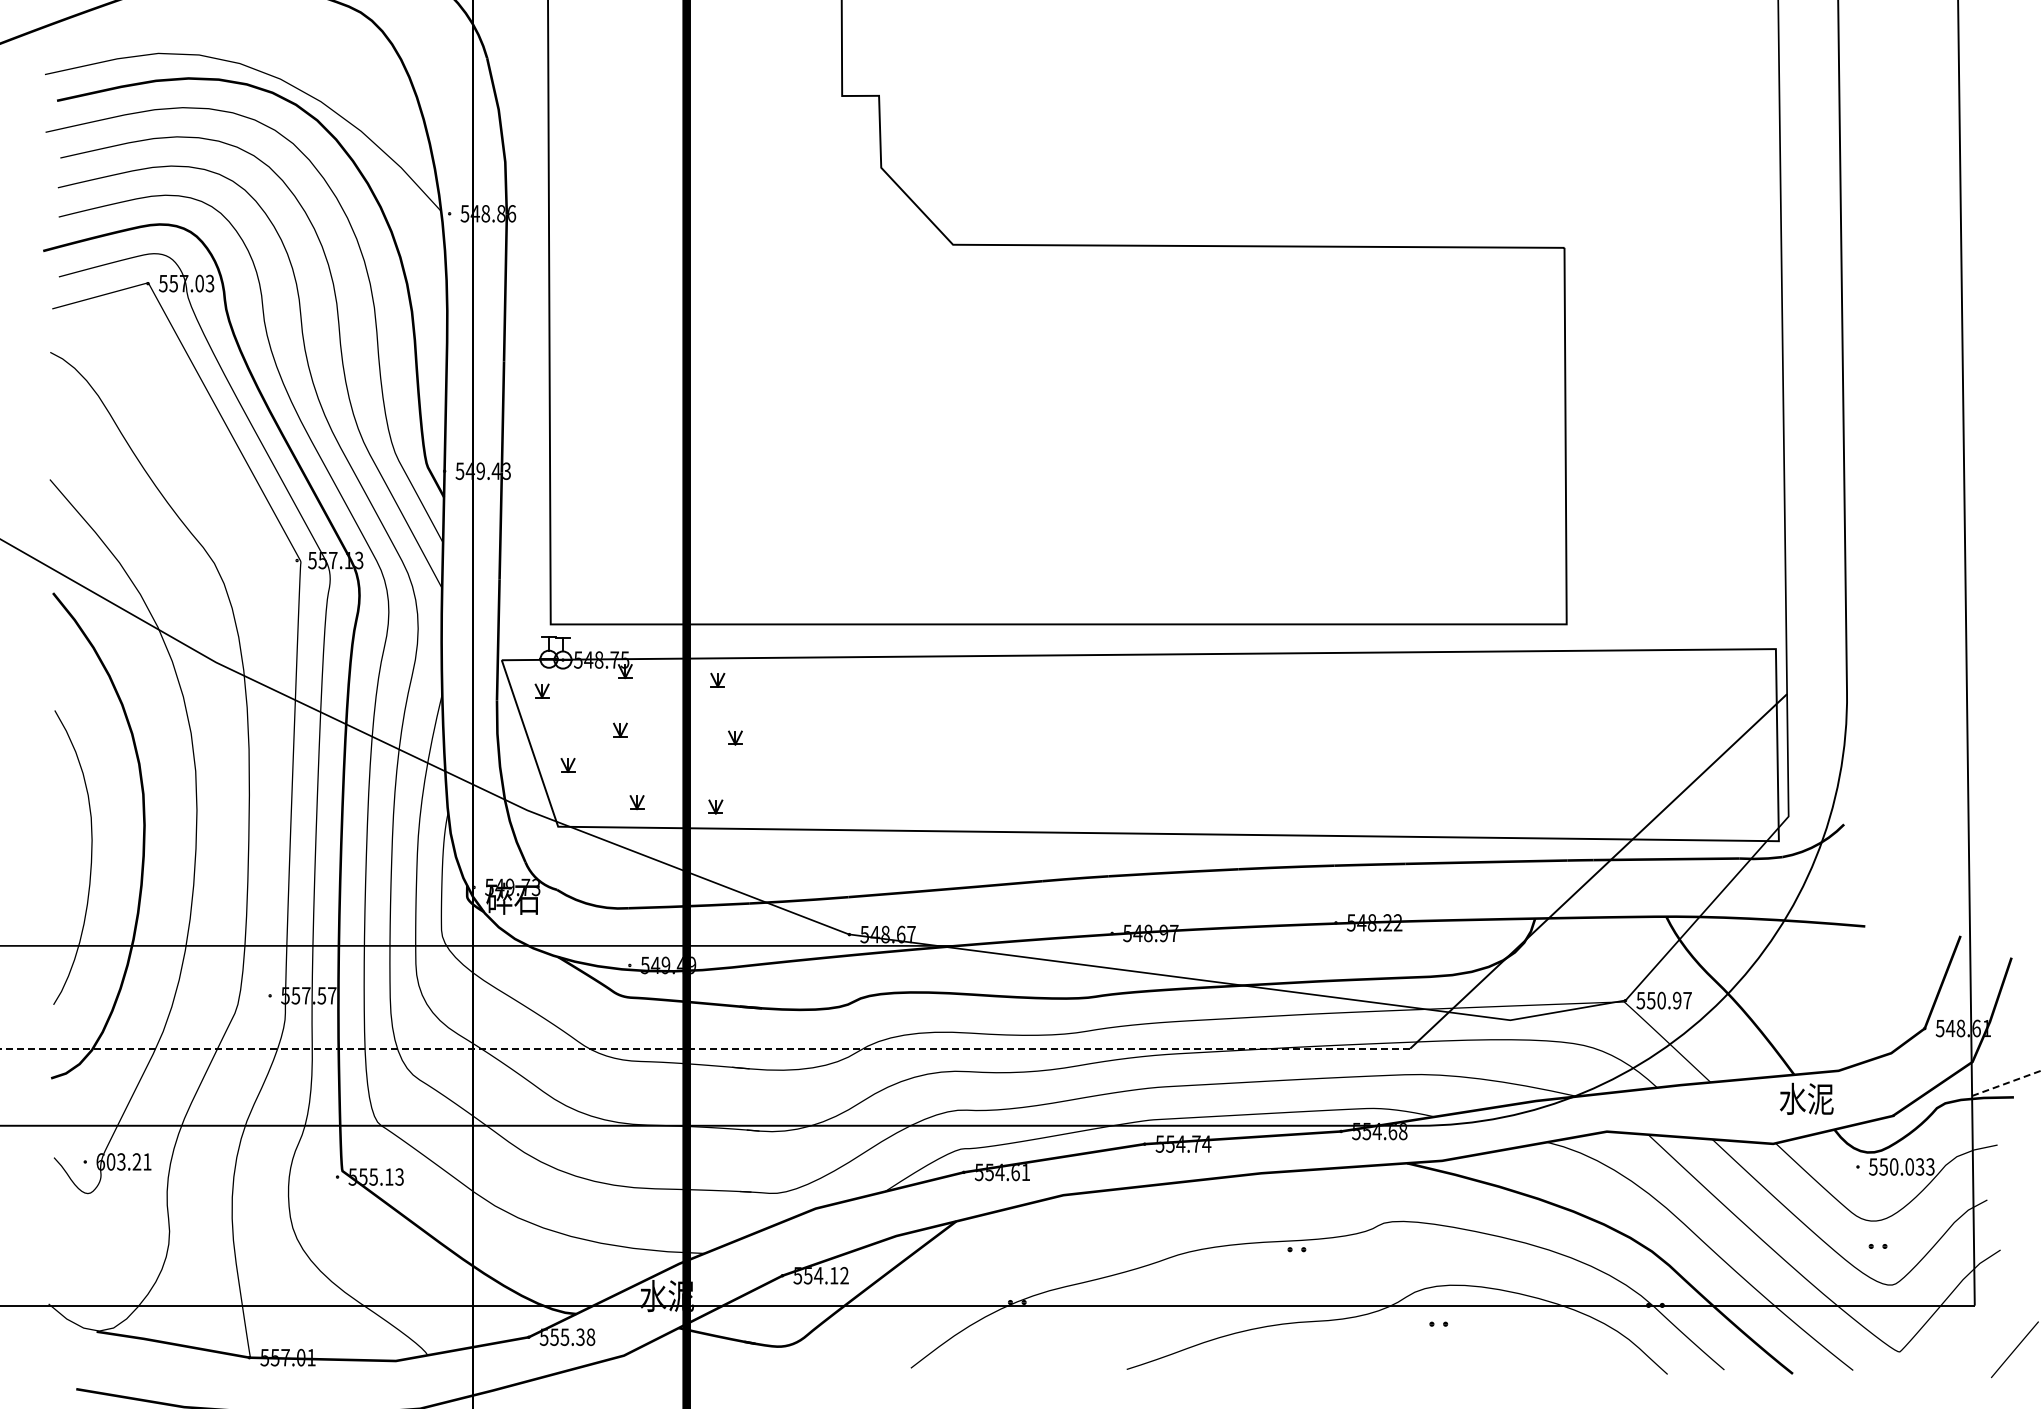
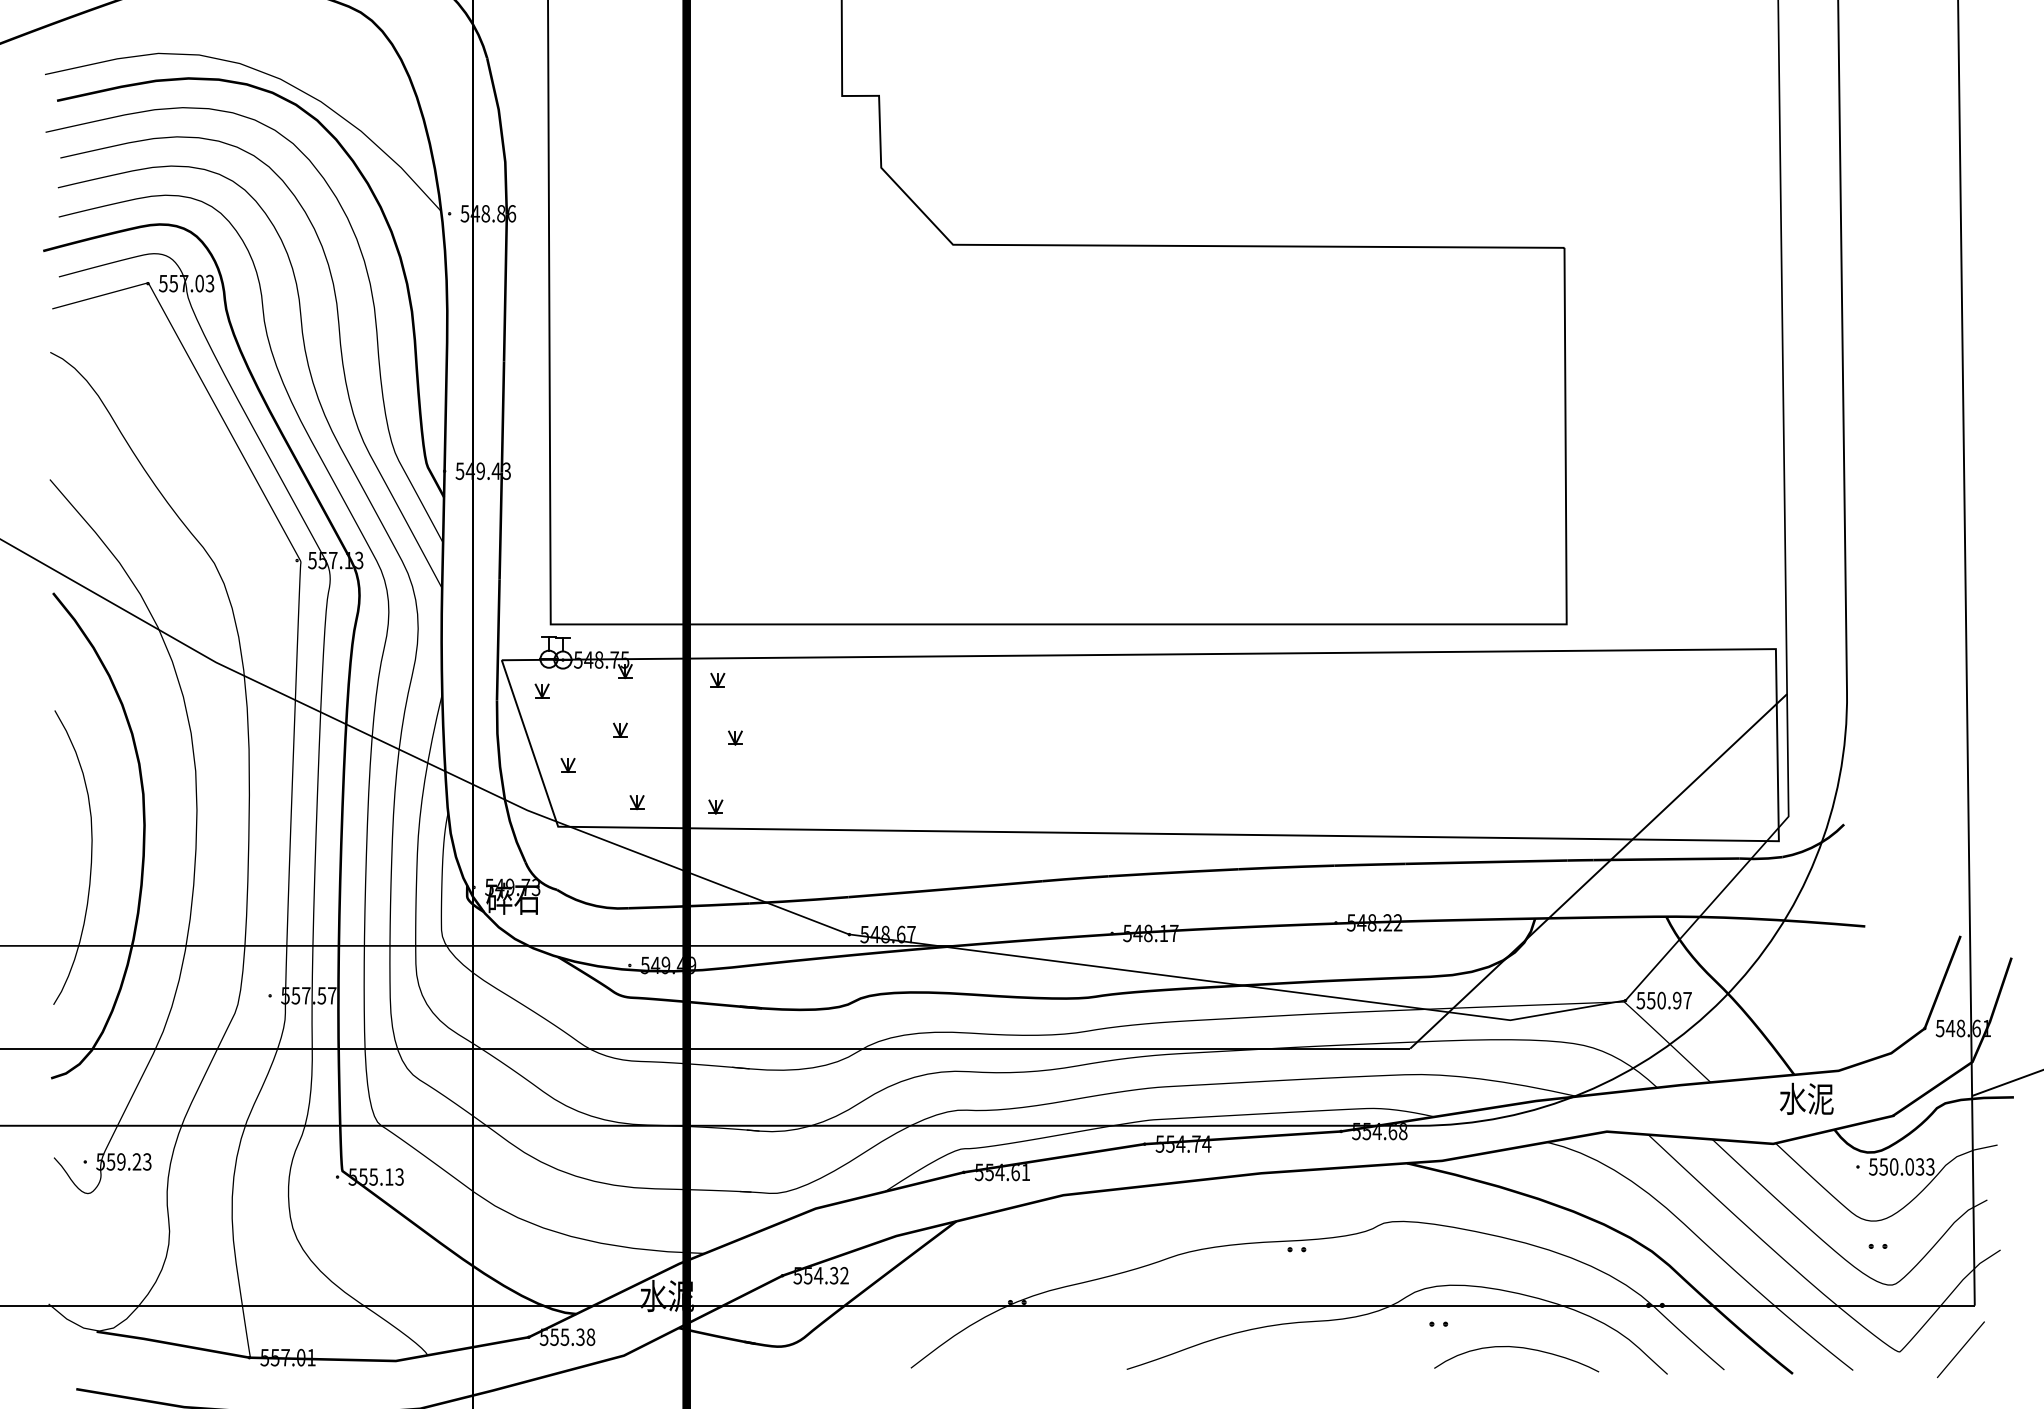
text: 548.97 -> 548.17 (1163, 933)
line: dashed -> solid (705, 1048)
line: dashed -> solid (2007, 1082)
text: 603.21 -> 559.23 (123, 1161)
text: 554.12 -> 554.32 (833, 1275)
curve: none -> present (1520, 1348)
line position: (2014, 1349) -> (1960, 1349) (1960, 1349)
